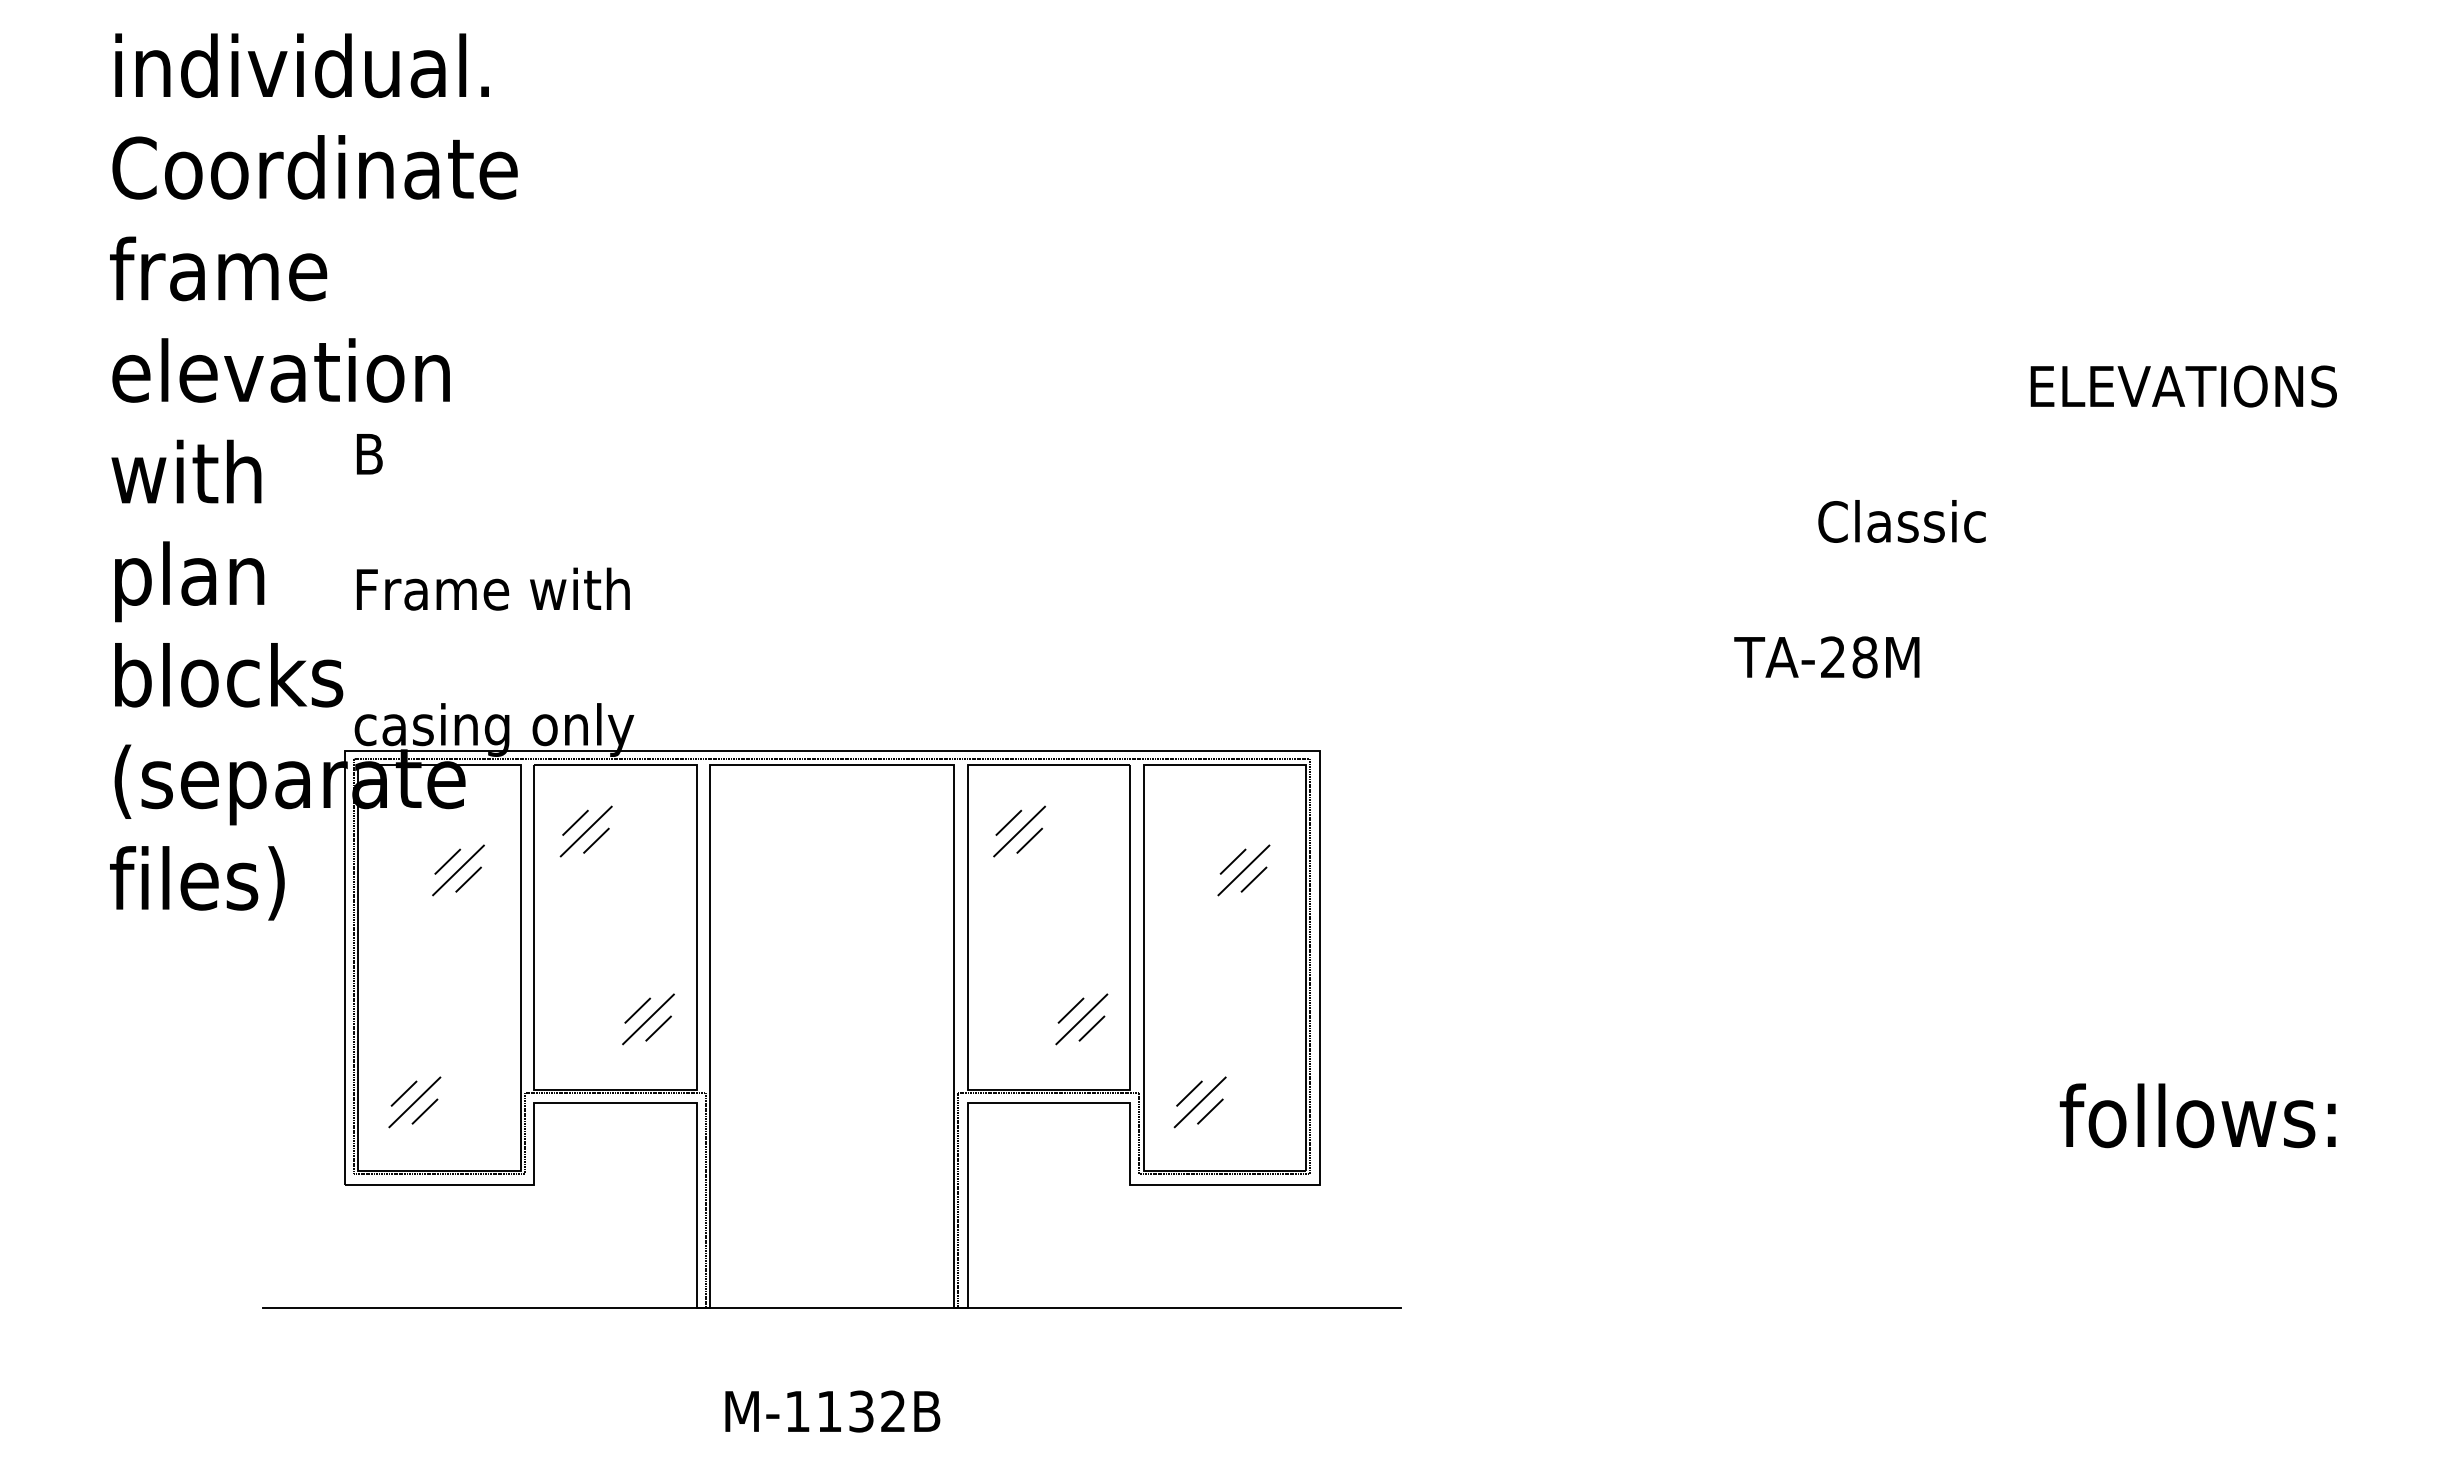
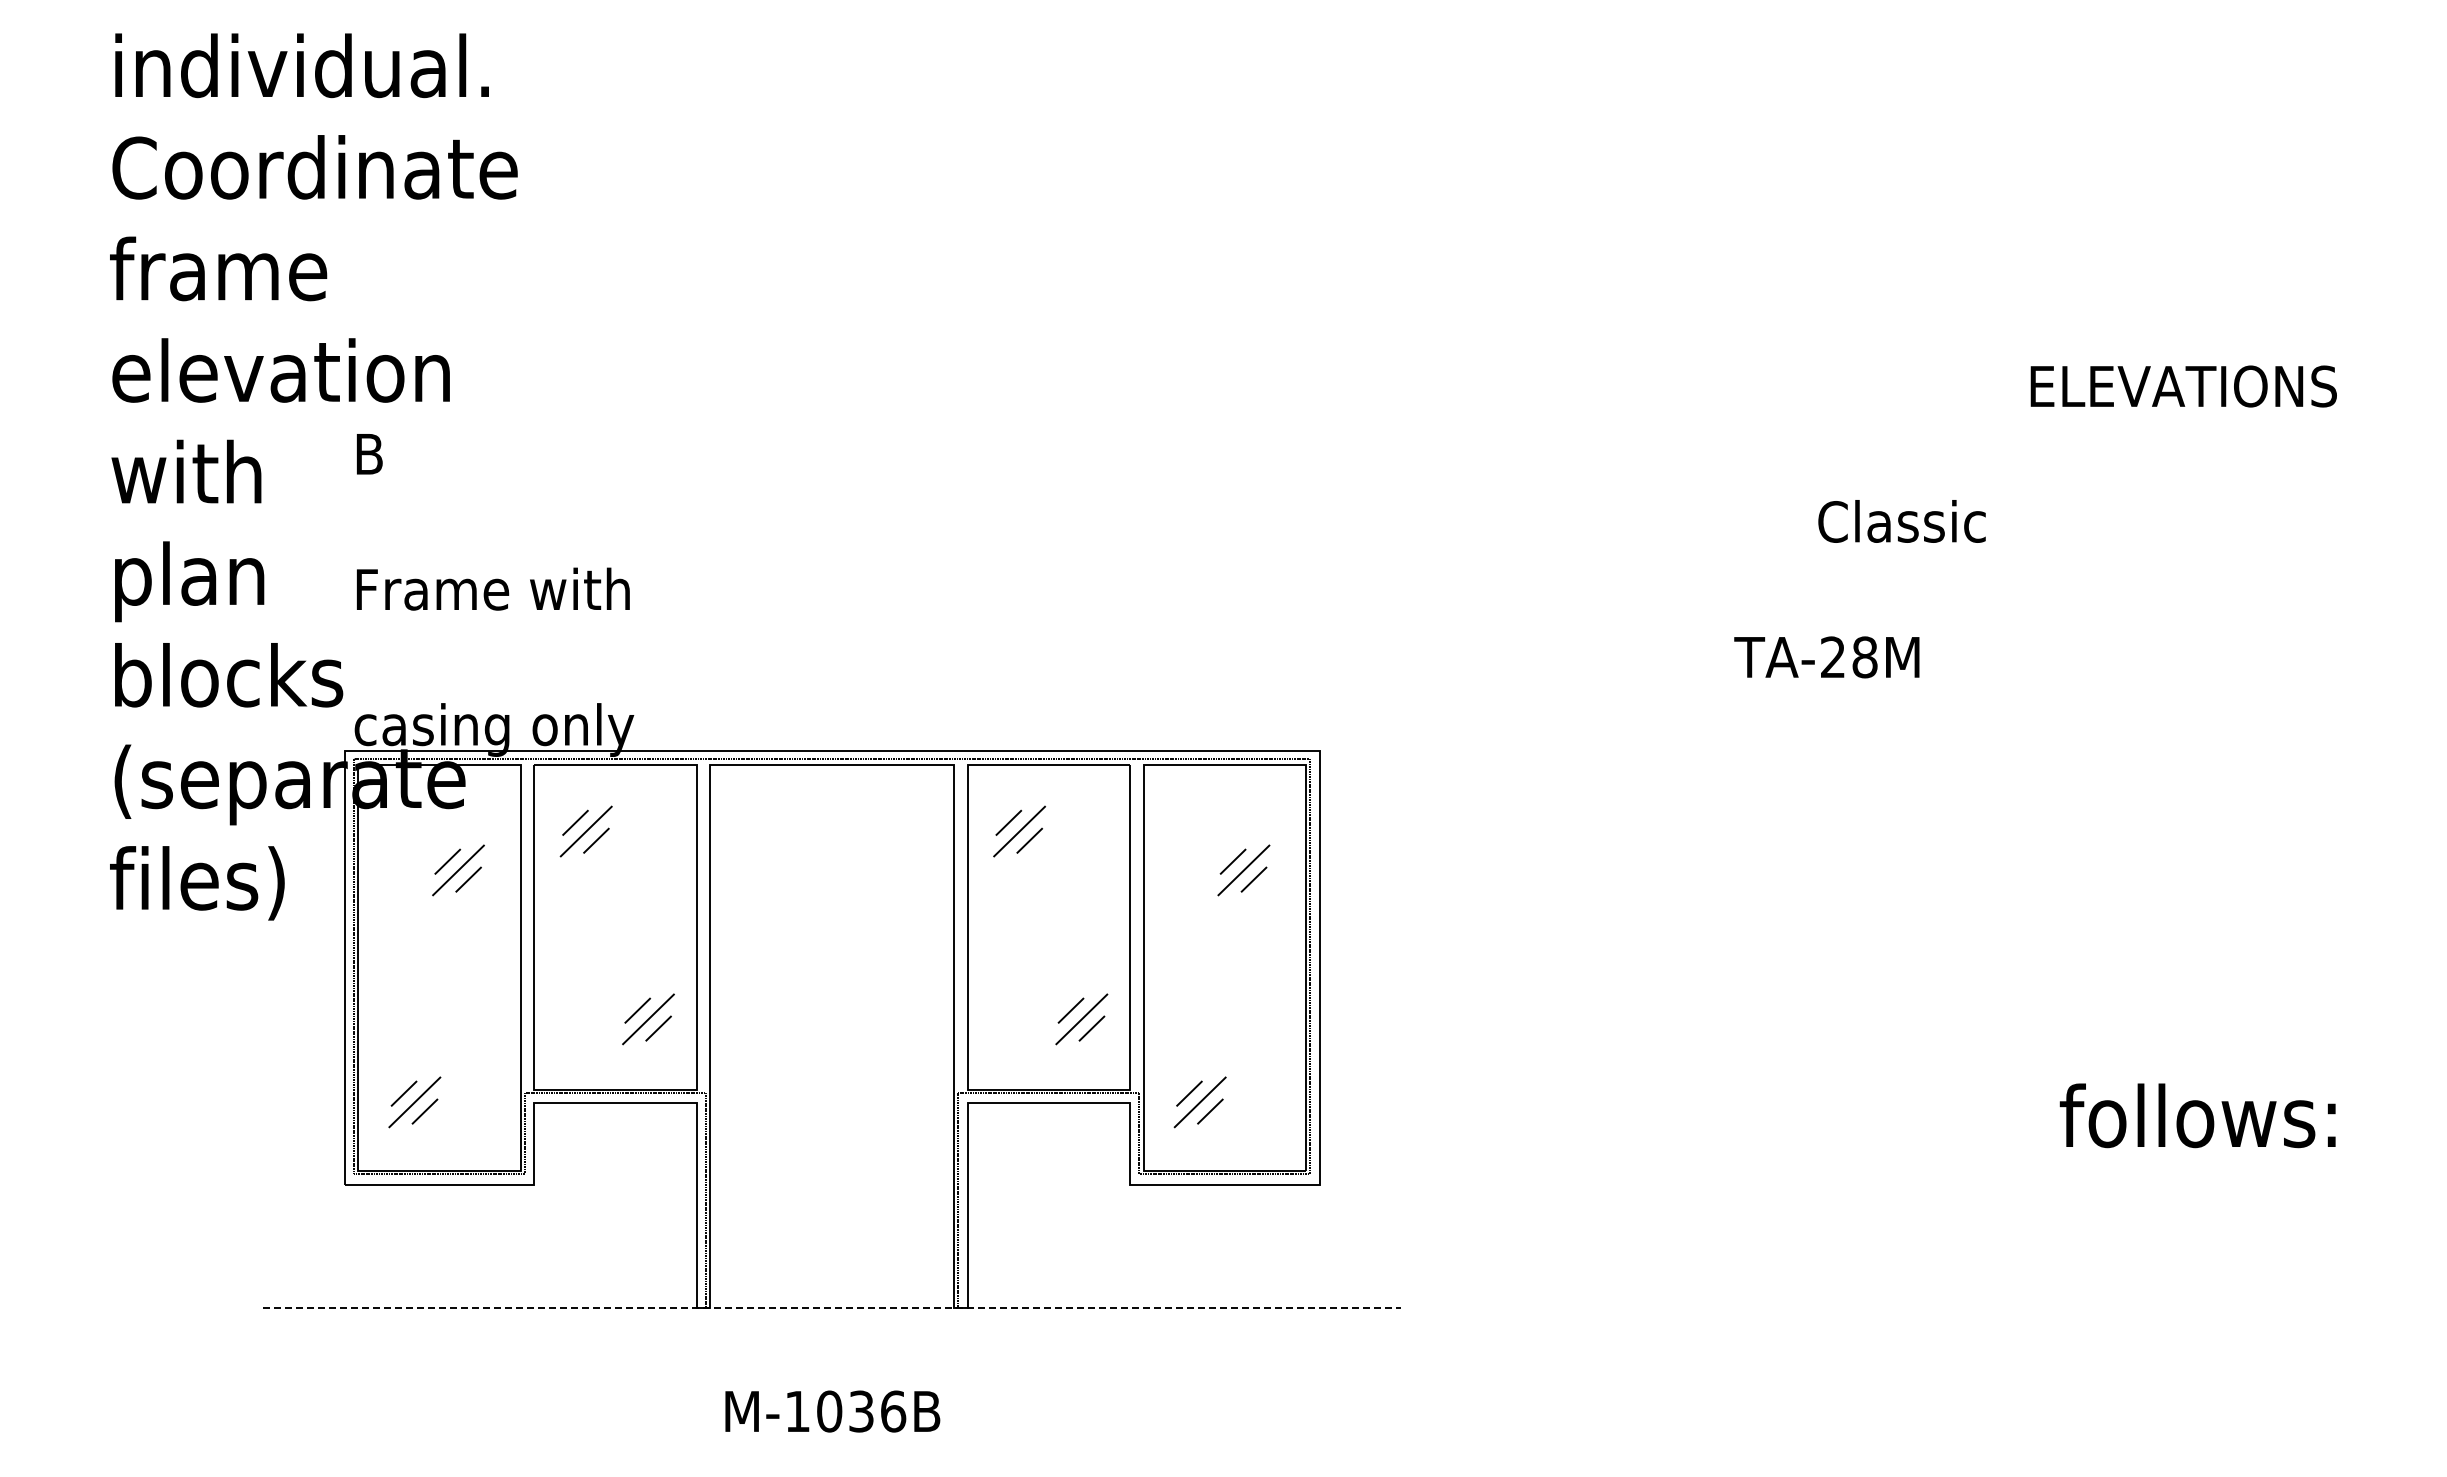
line: solid -> dashed (832, 1307)
text: M-1132B -> M-1036B (861, 1411)
